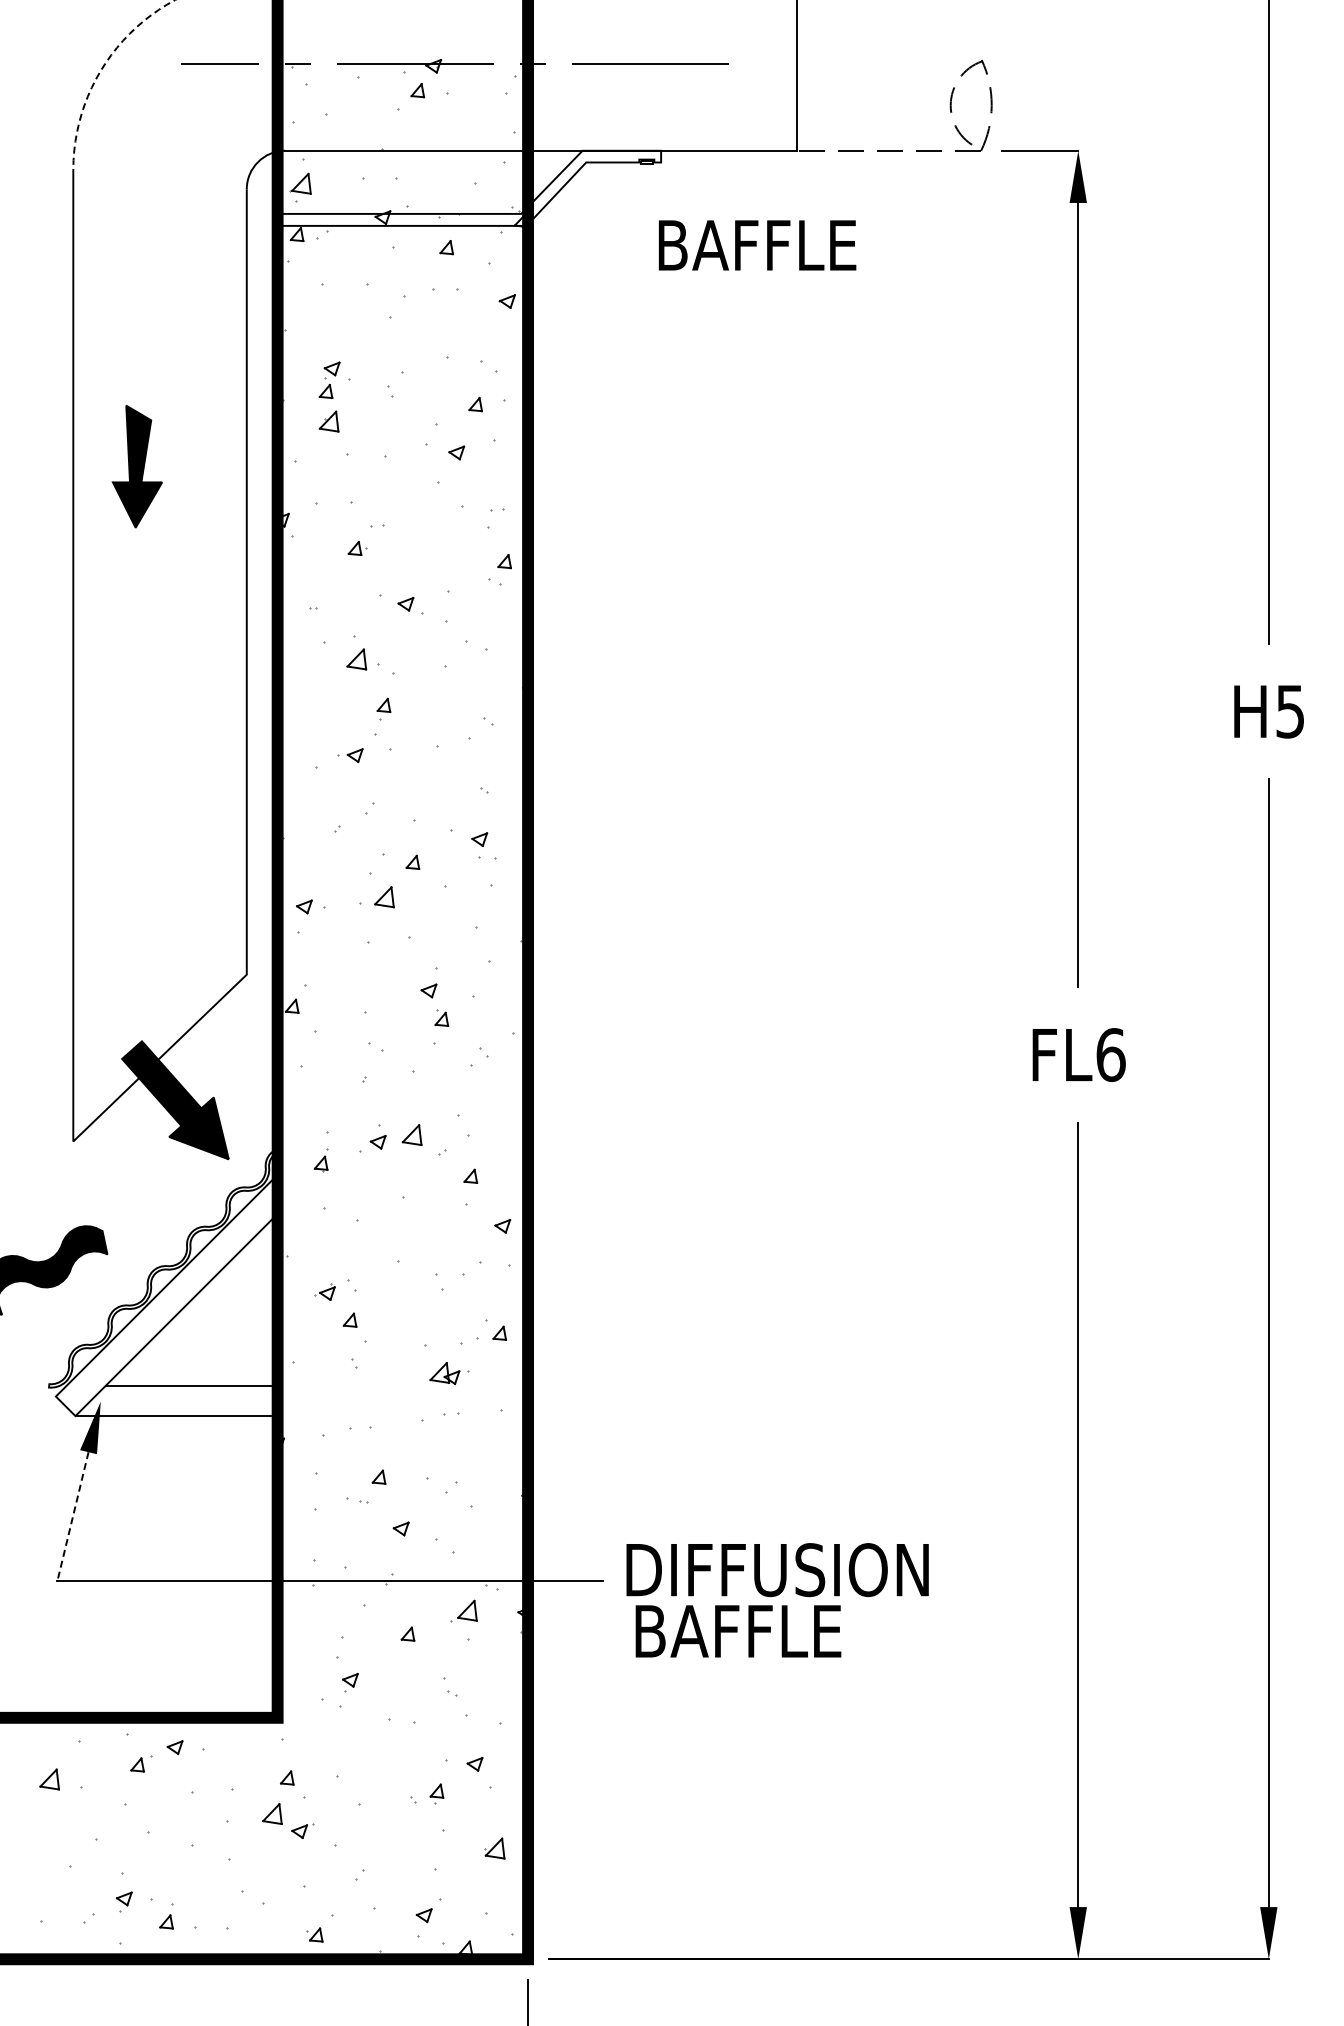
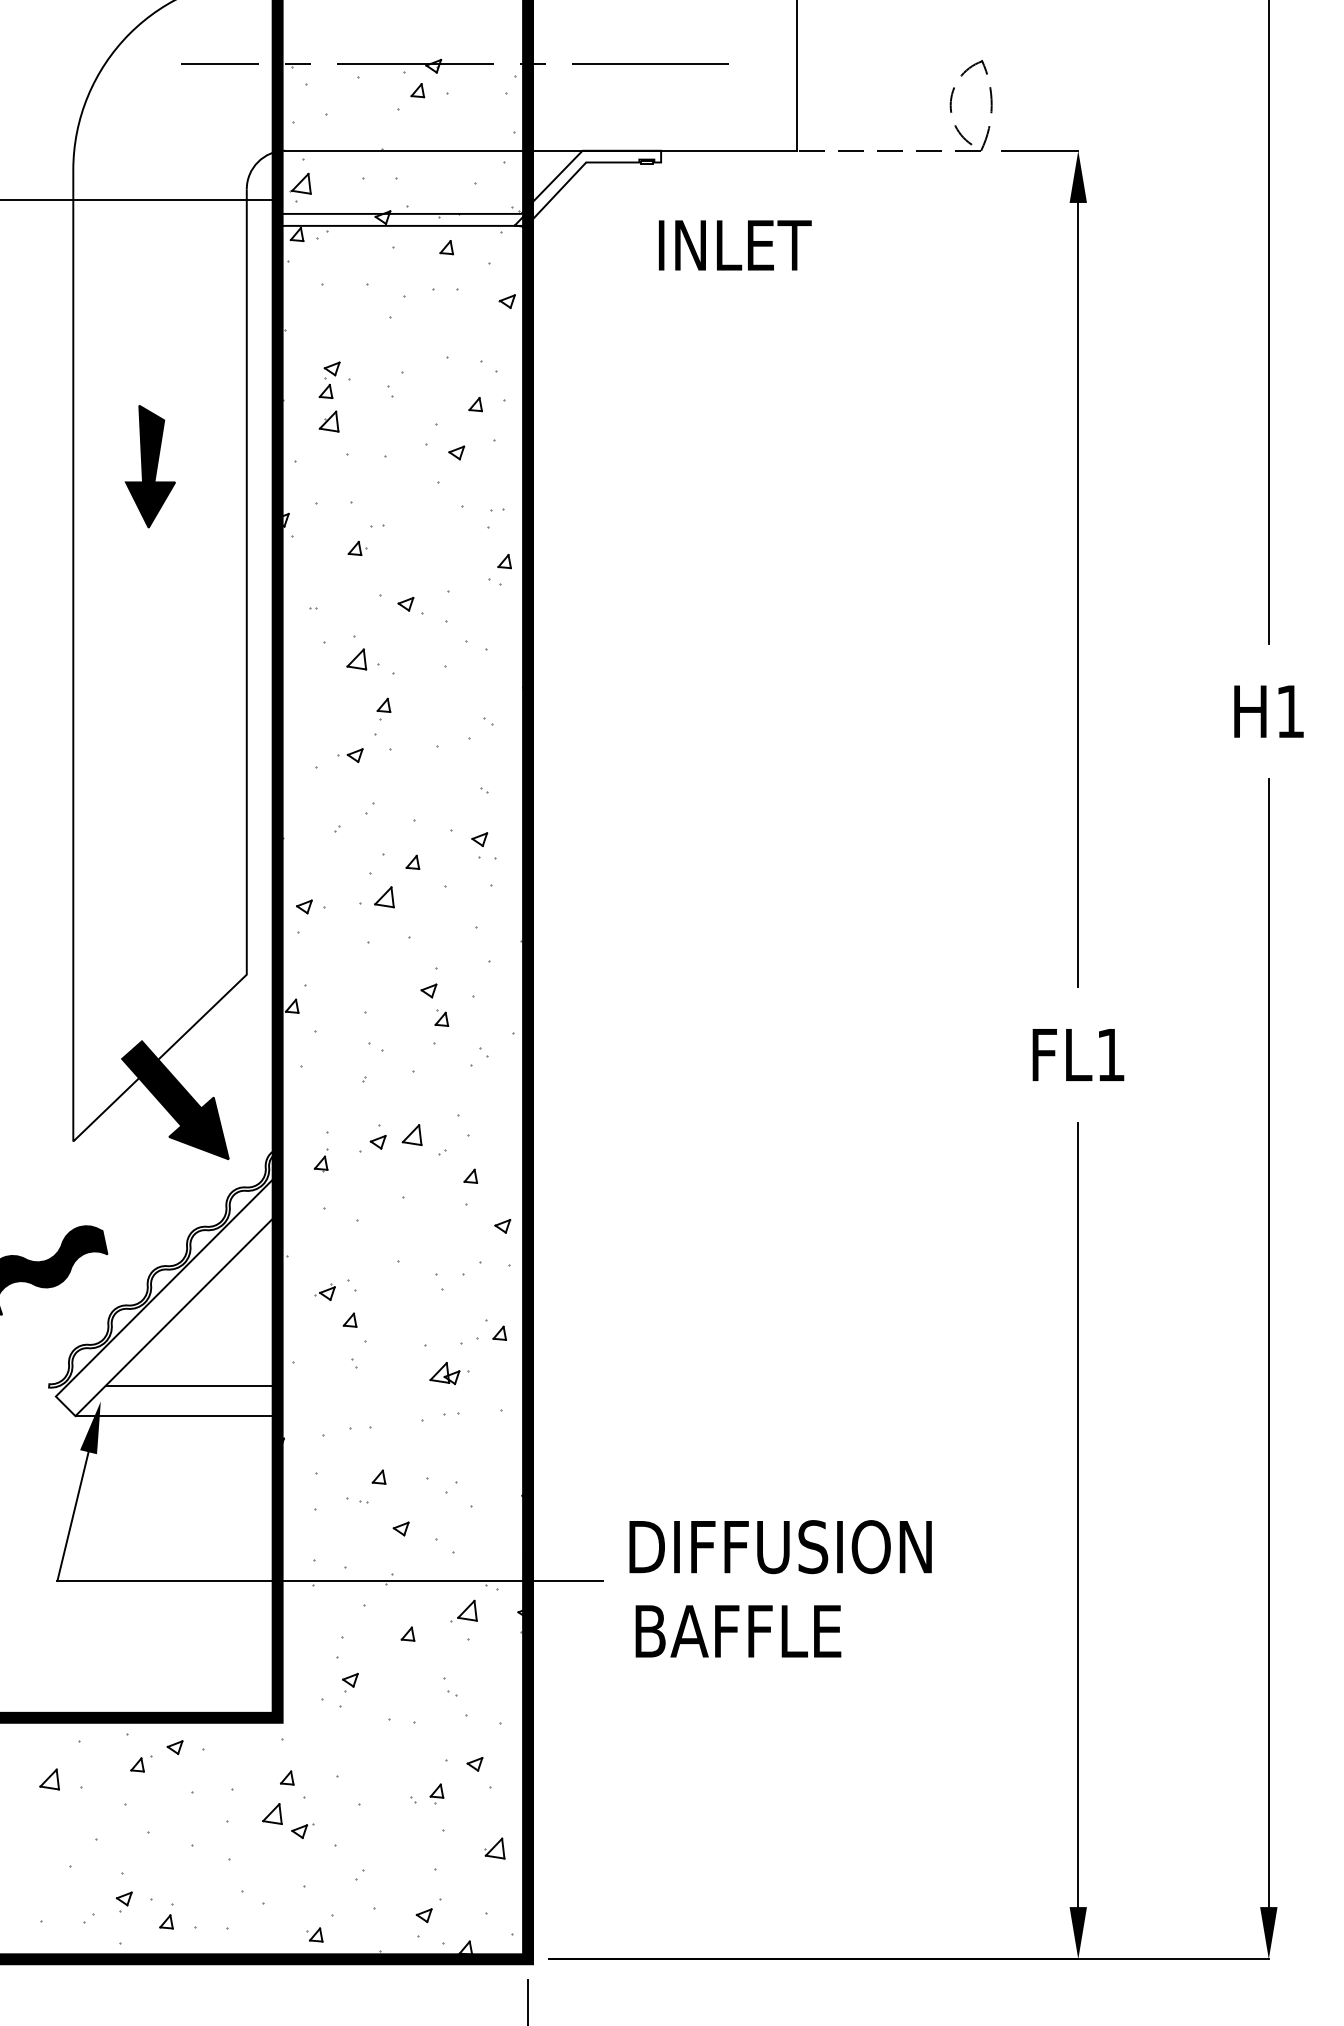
arc: dashed -> solid (100, 71)
line: none -> present (139, 199)
text: BAFFLE -> INLET (760, 245)
part position: (136, 466) -> (149, 466) (149, 466)
text: H5 -> H1 (1289, 711)
text: FL6 -> FL1 (1110, 1055)
line: dashed -> solid (72, 1517)
text position: (777, 1570) -> (780, 1547) (780, 1547)
